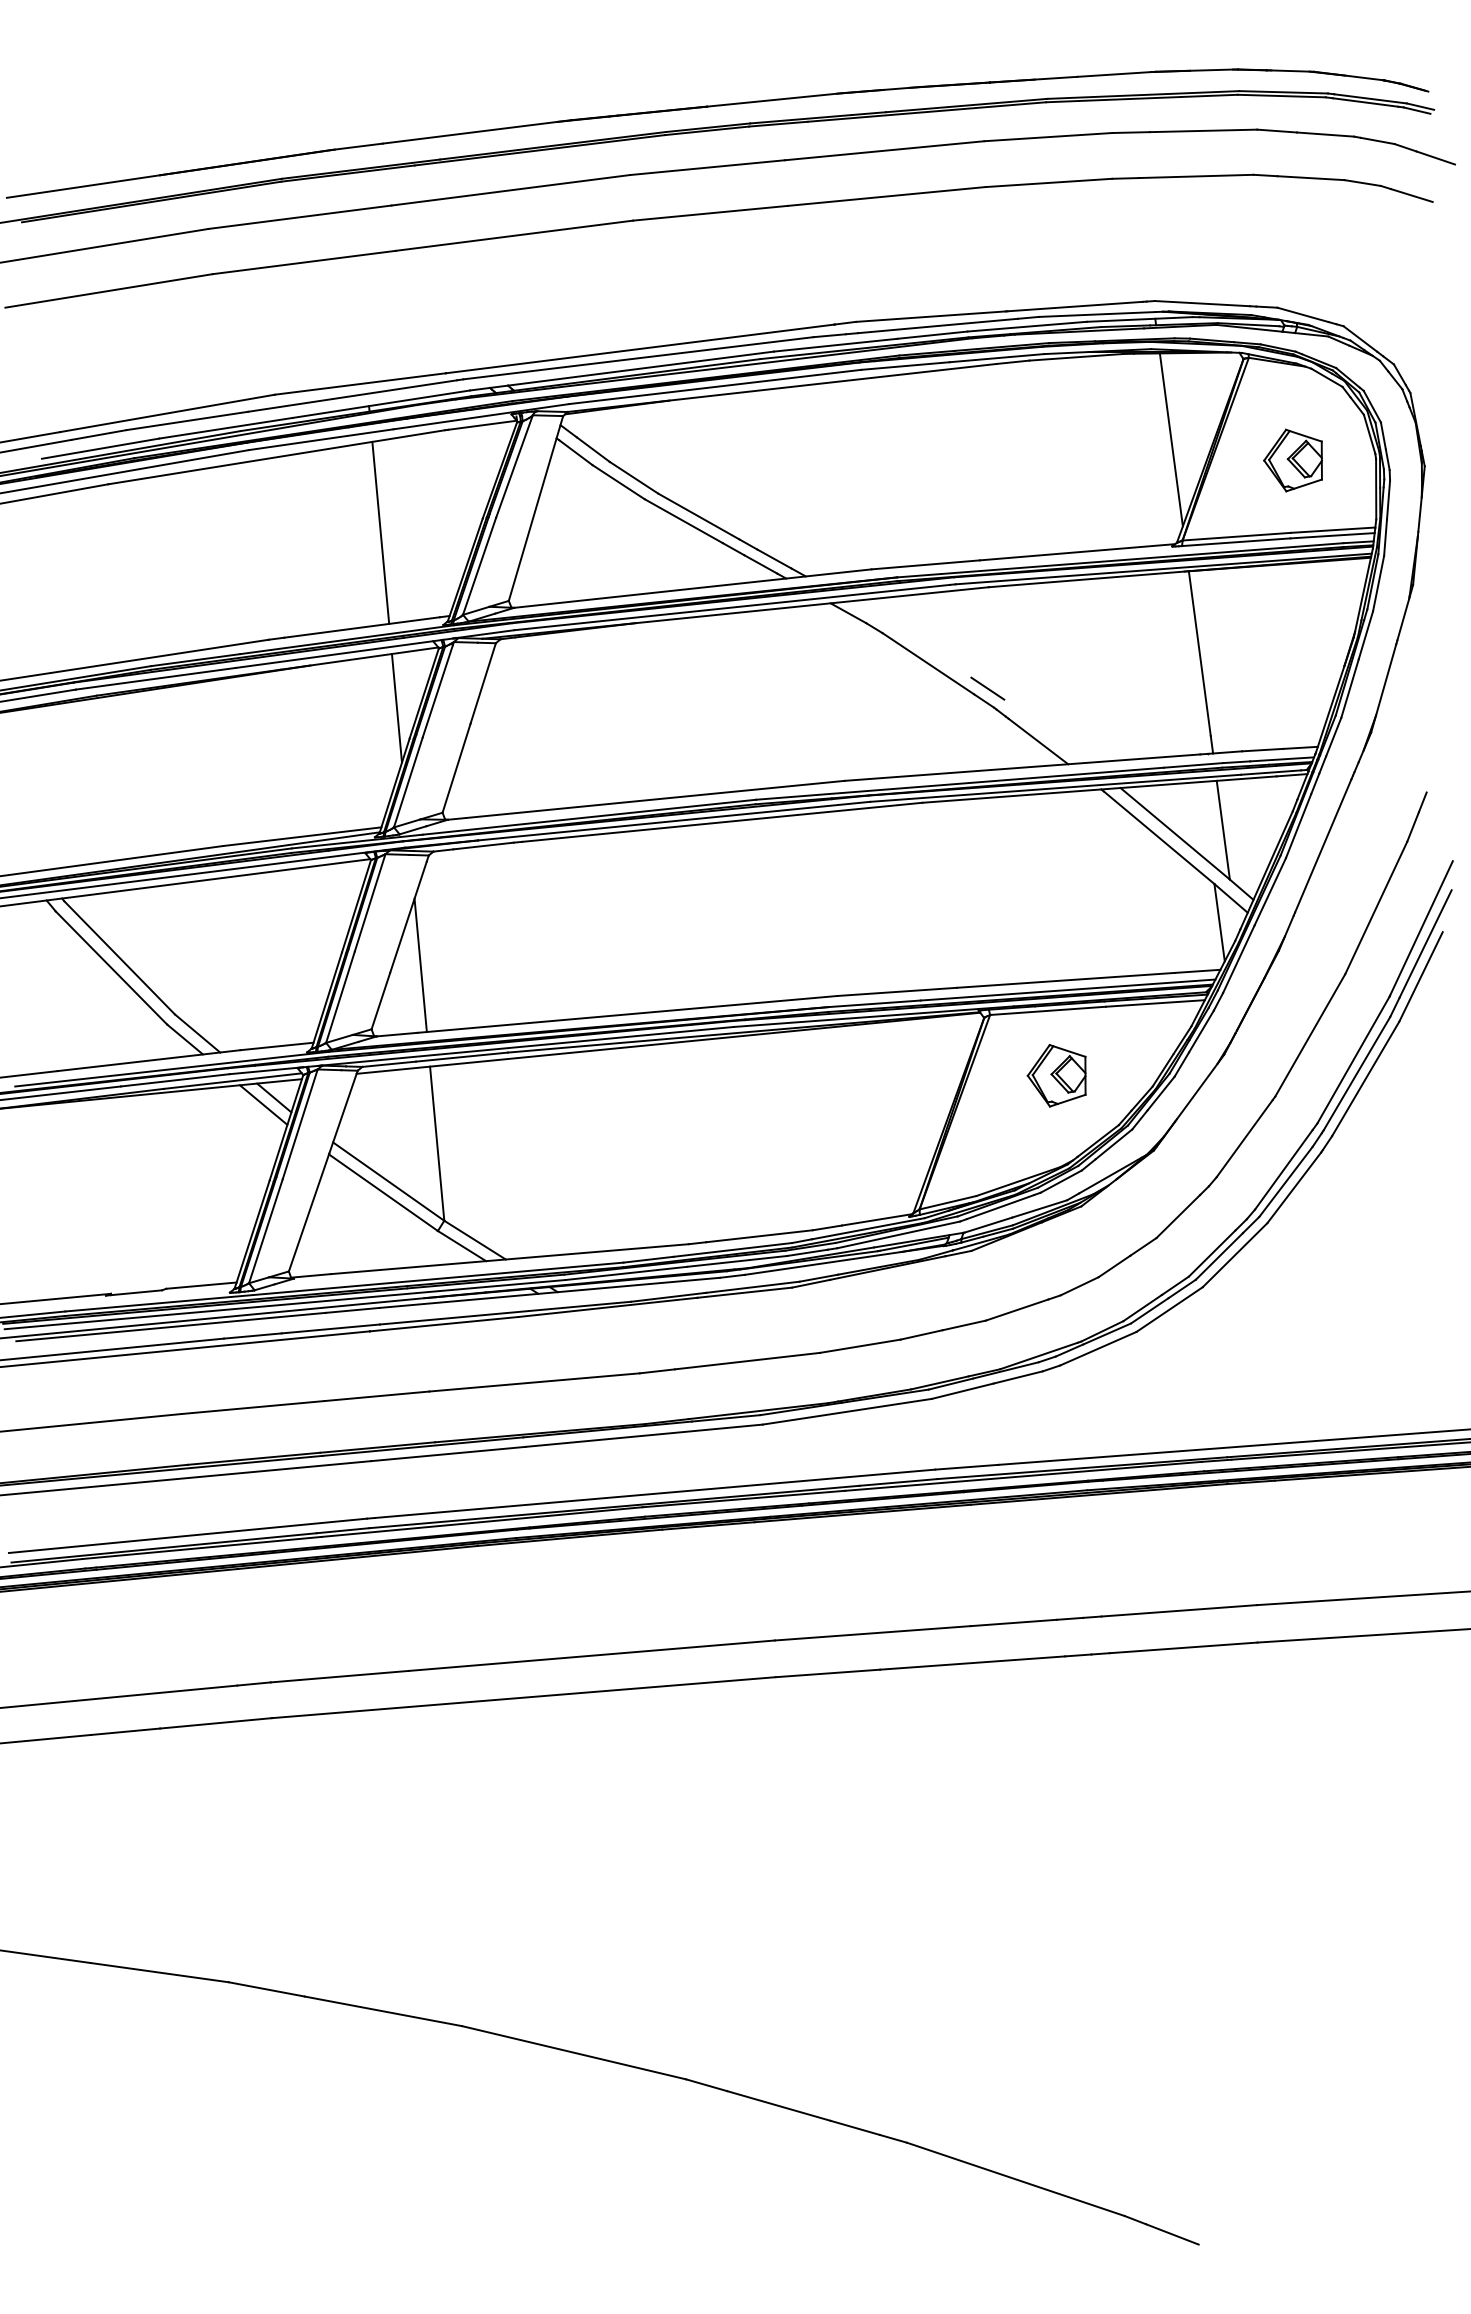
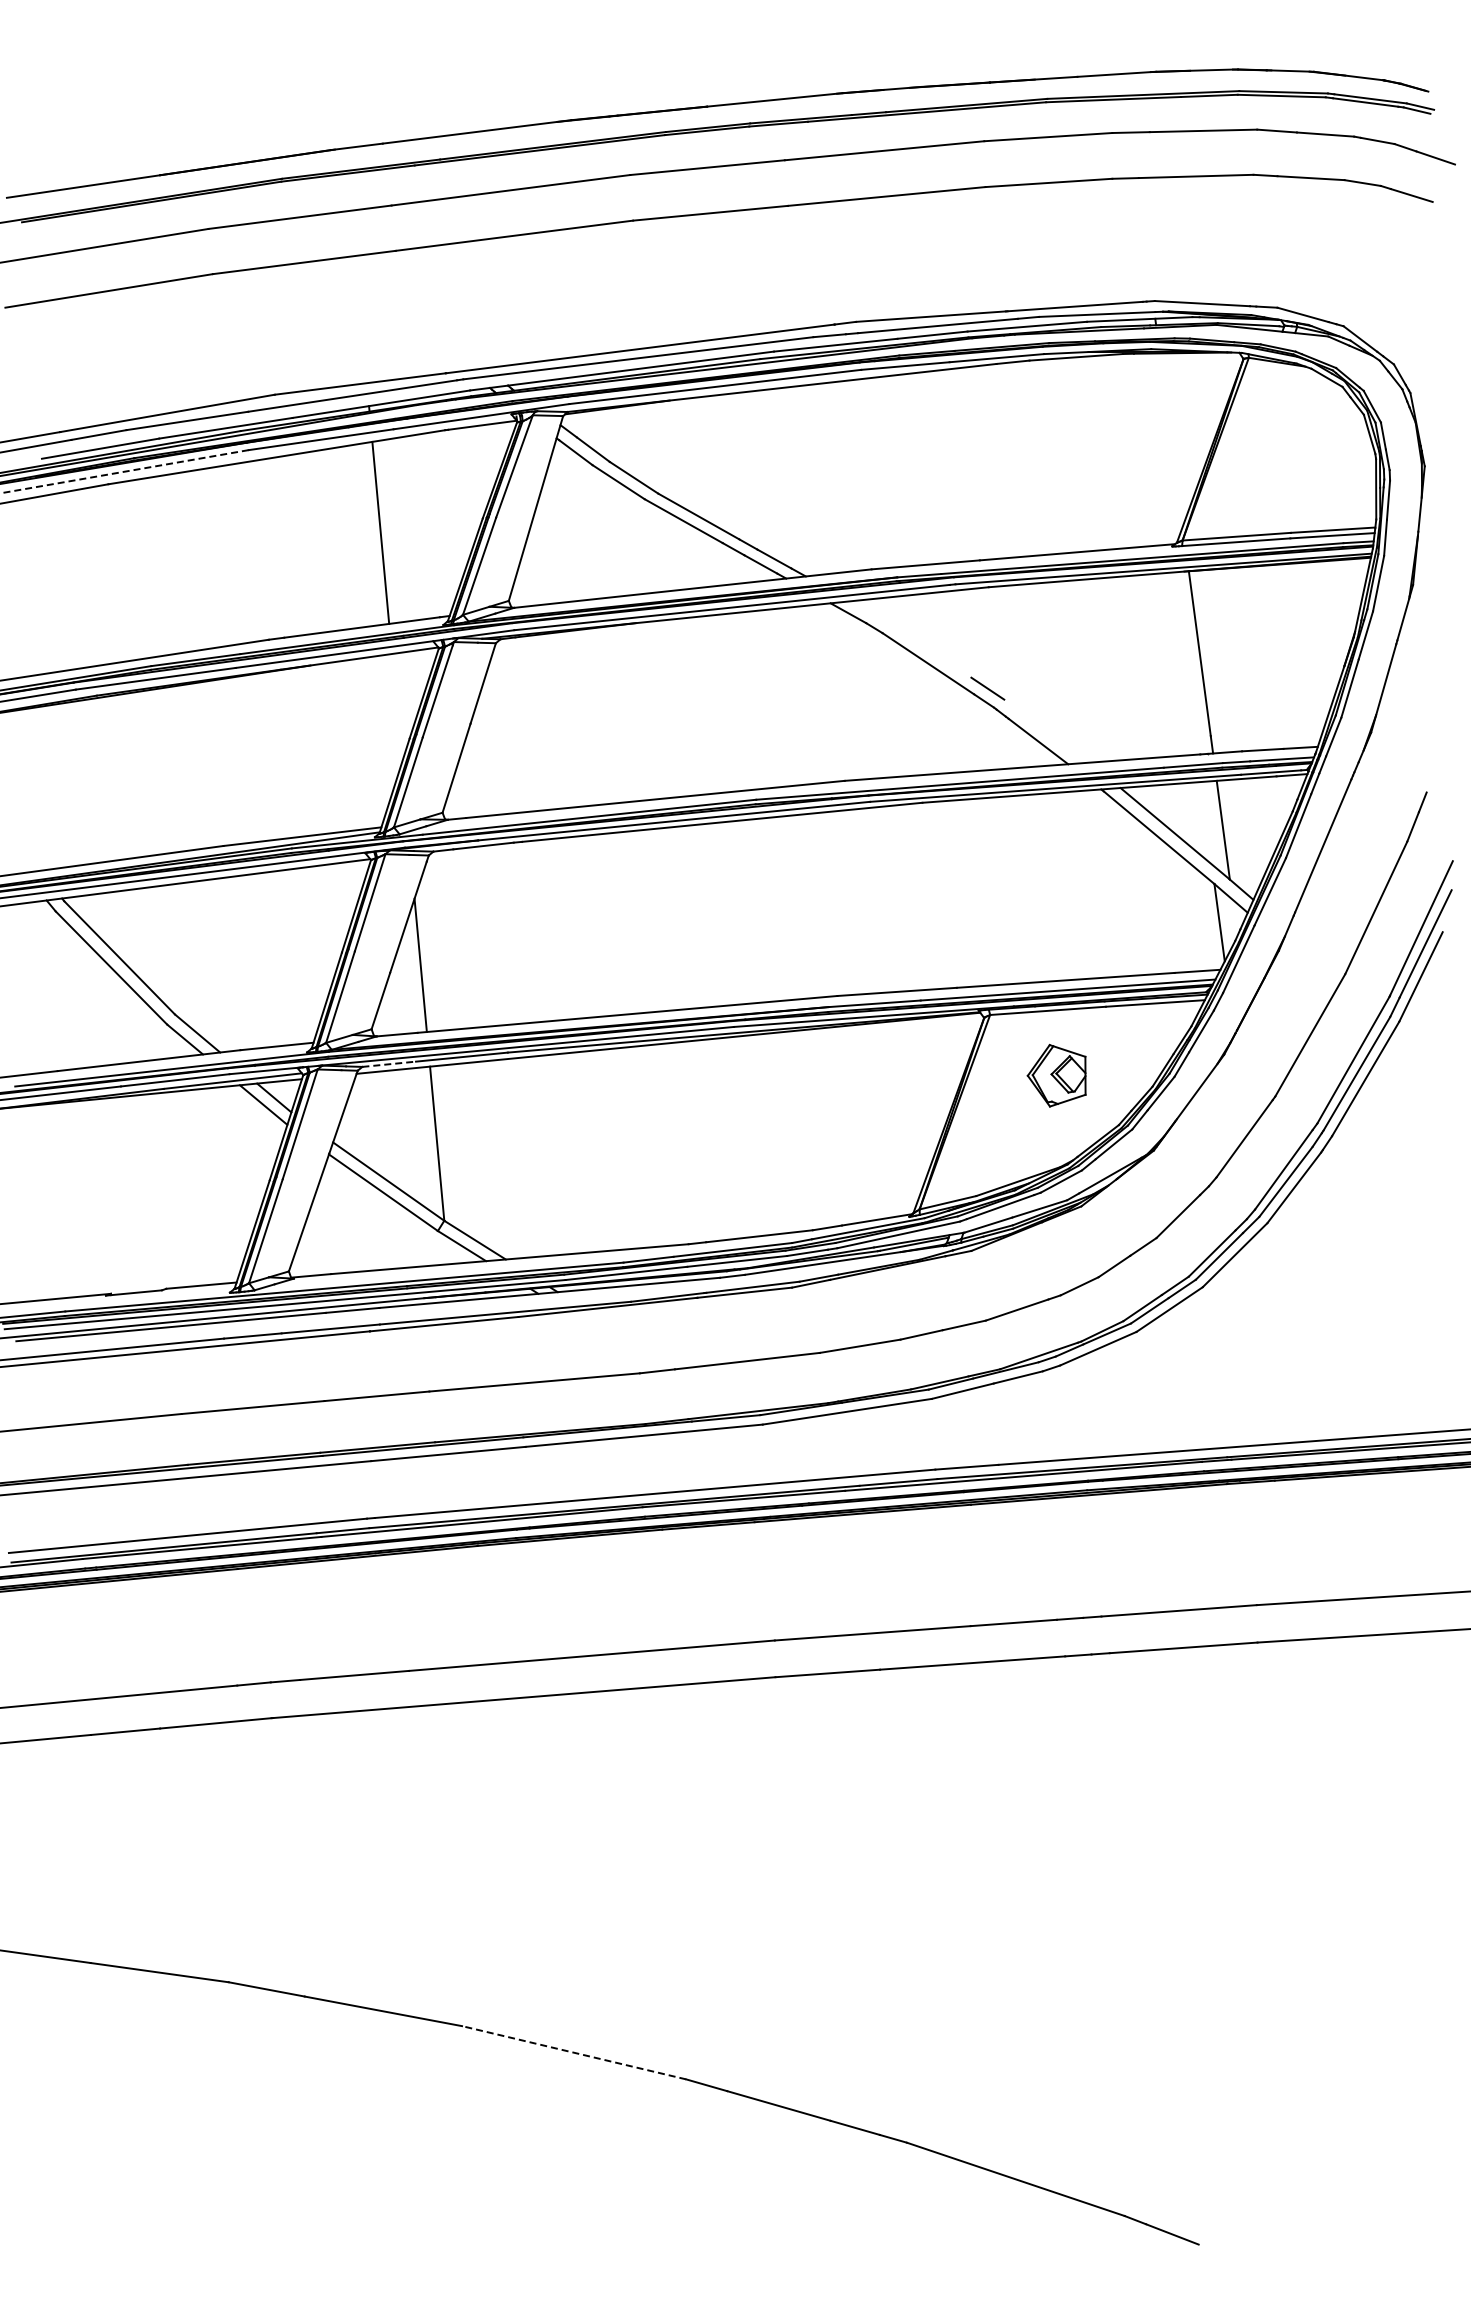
line: present -> none (1170, 439)
part: present -> none (1292, 460)
line: solid -> dashed (124, 471)
line: present -> none (396, 708)
line: solid -> dashed (389, 1064)
line: solid -> dashed (573, 2052)
